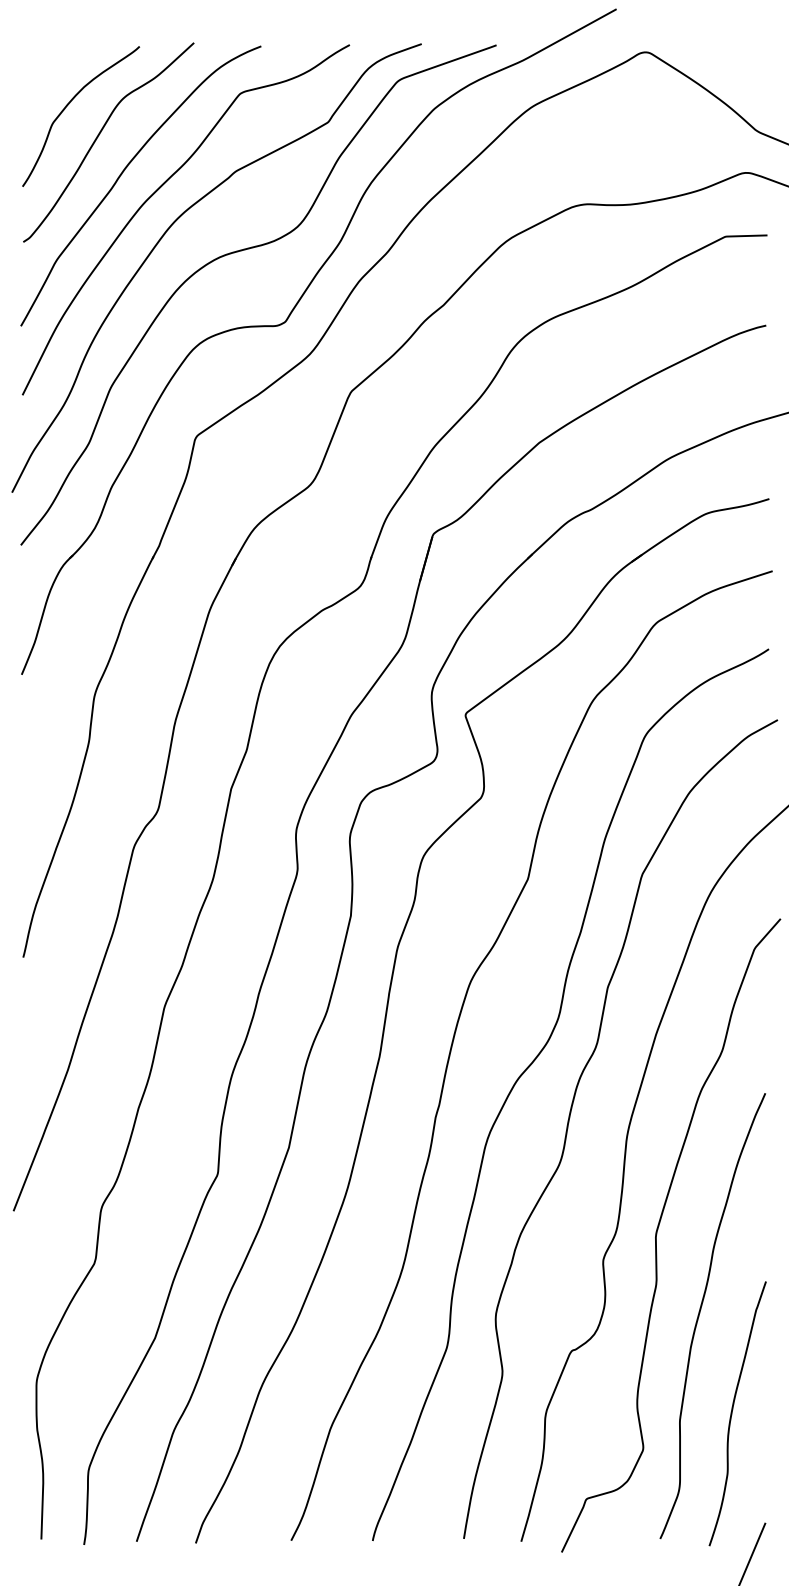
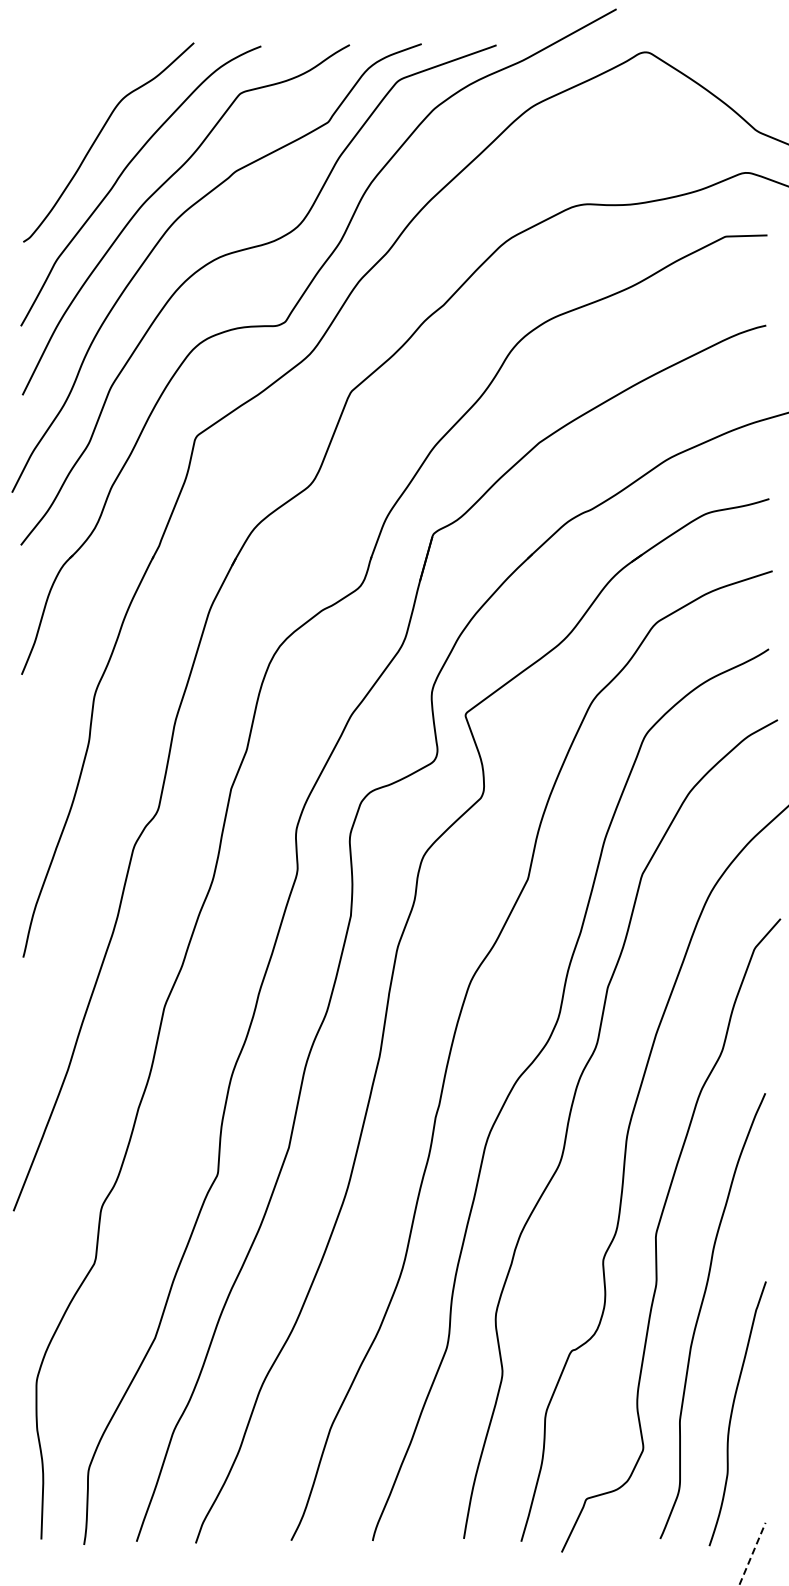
curve: present -> none (69, 104)
line: solid -> dashed (752, 1553)
